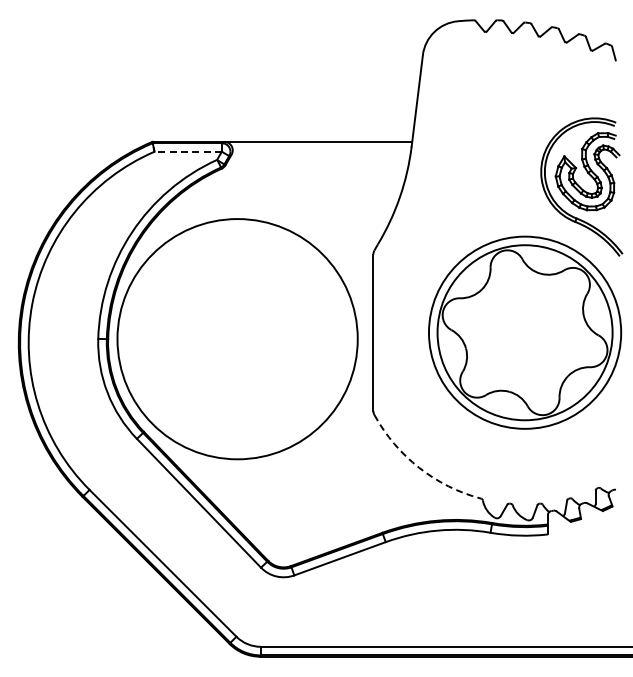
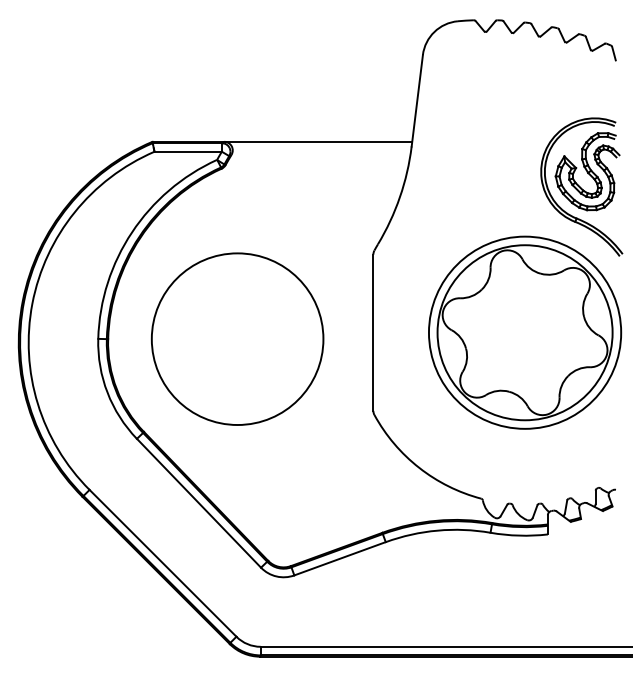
line: dashed -> solid (188, 151)
circle diameter: 240 px -> 172 px (237, 339)
arc: dashed -> solid (419, 467)
